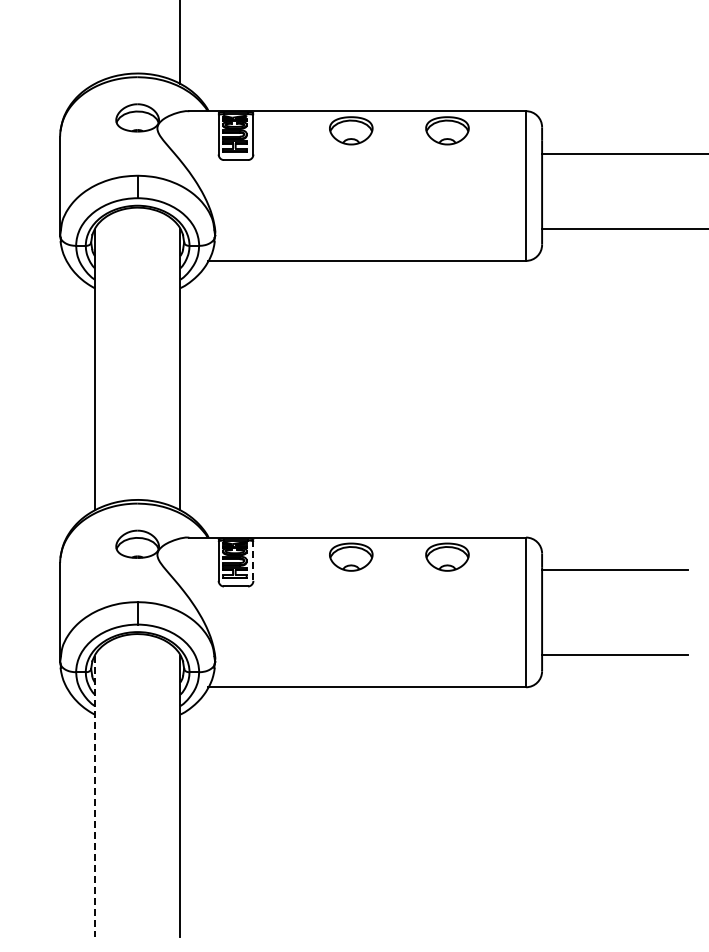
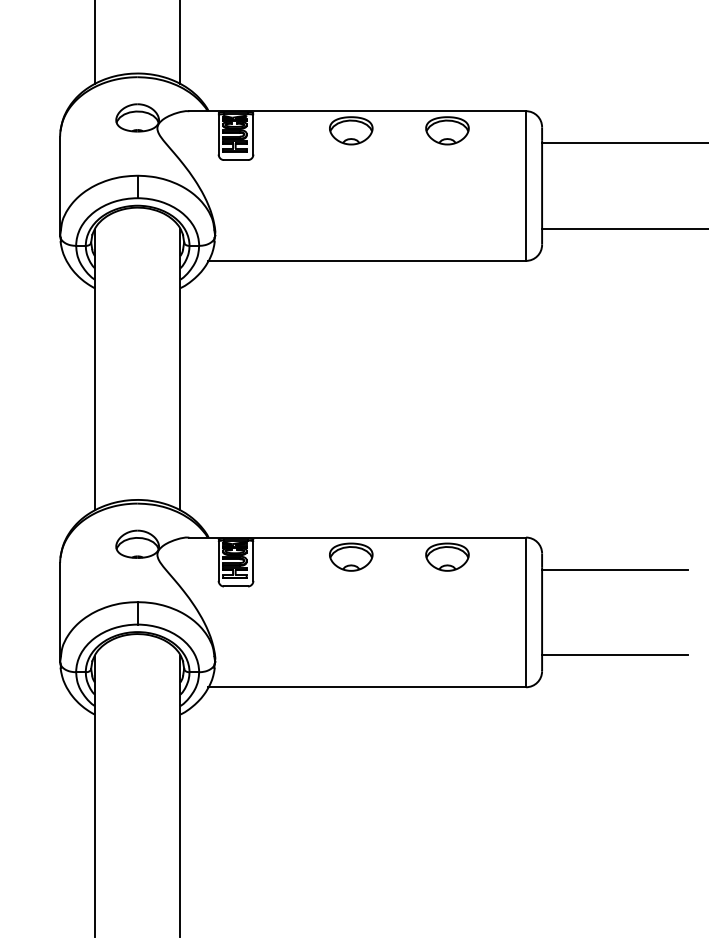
line: none -> present (94, 42)
line position: (623, 154) -> (623, 143) (623, 143)
line: dashed -> solid (253, 560)
line: dashed -> solid (94, 796)
